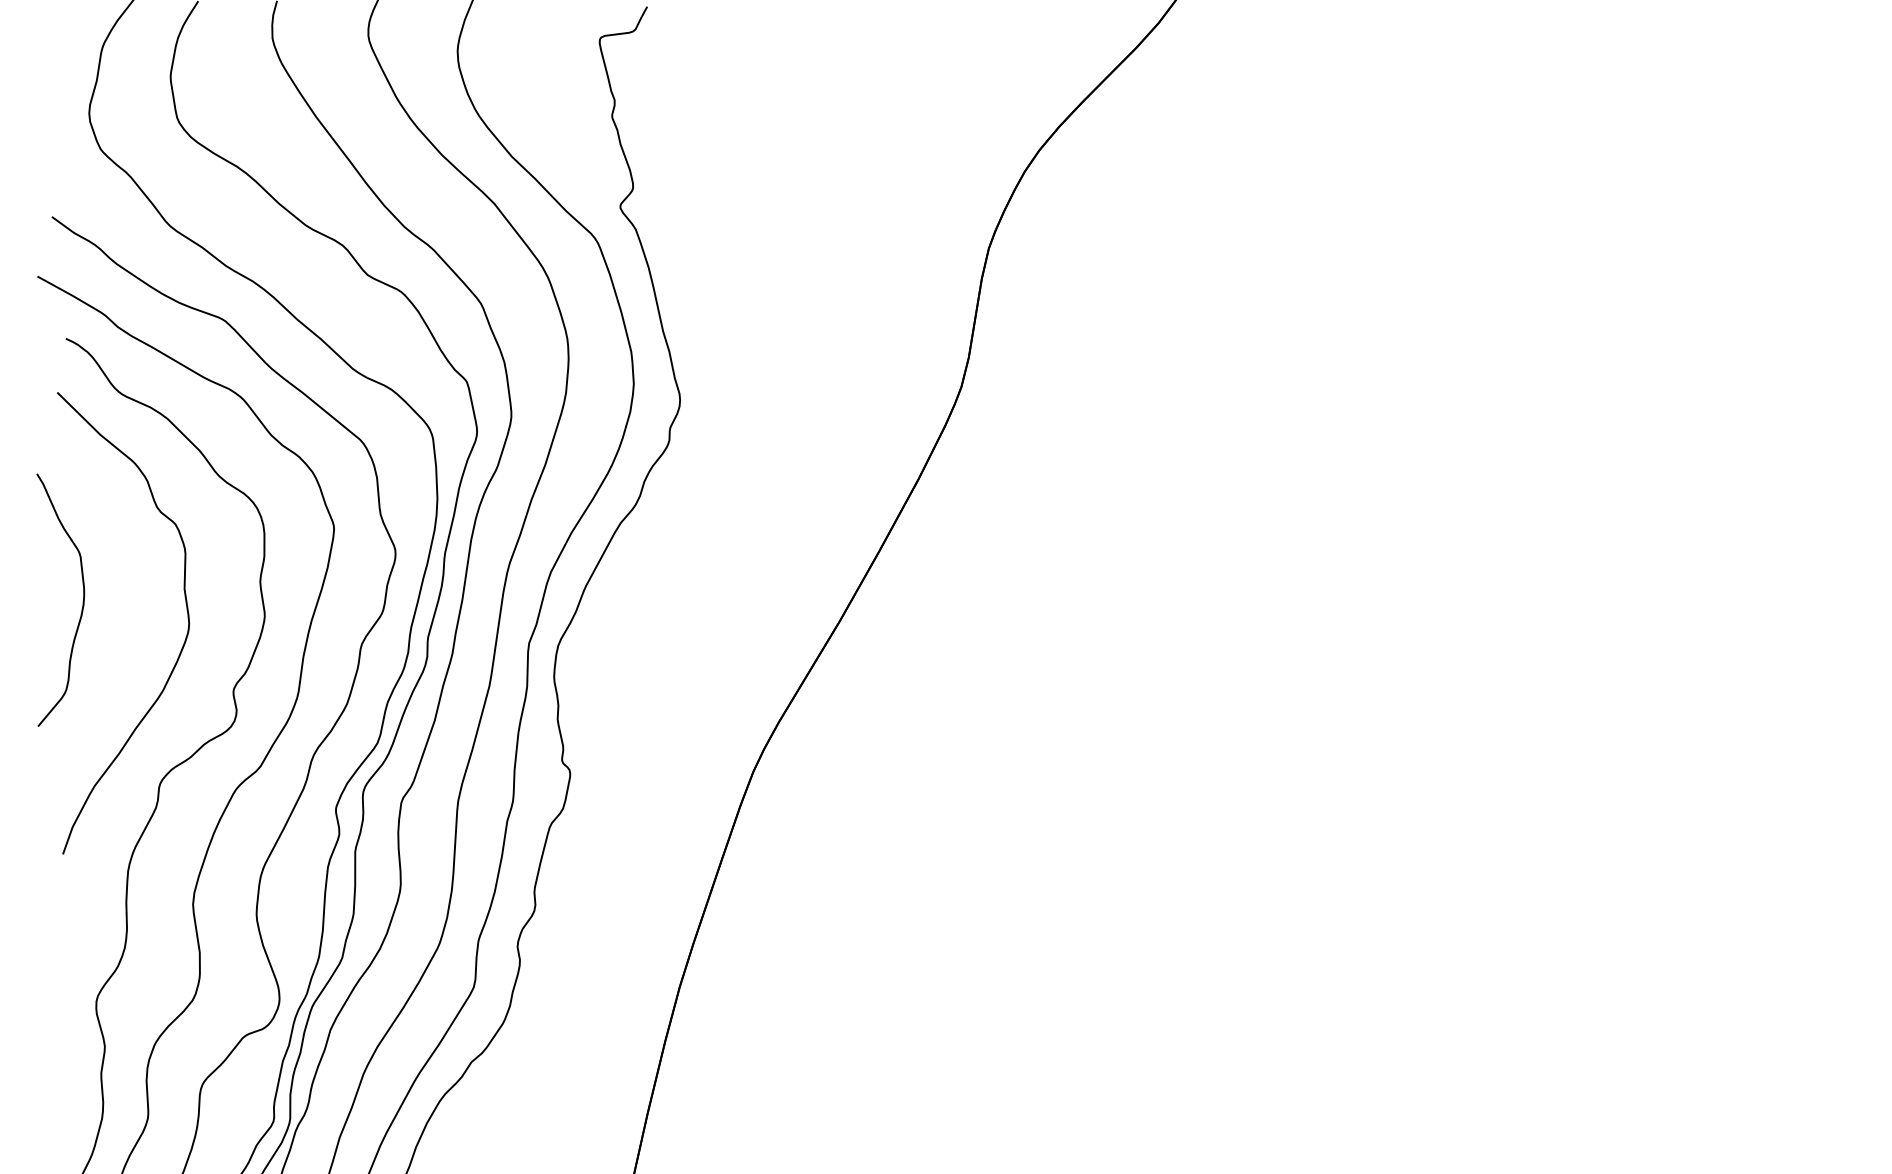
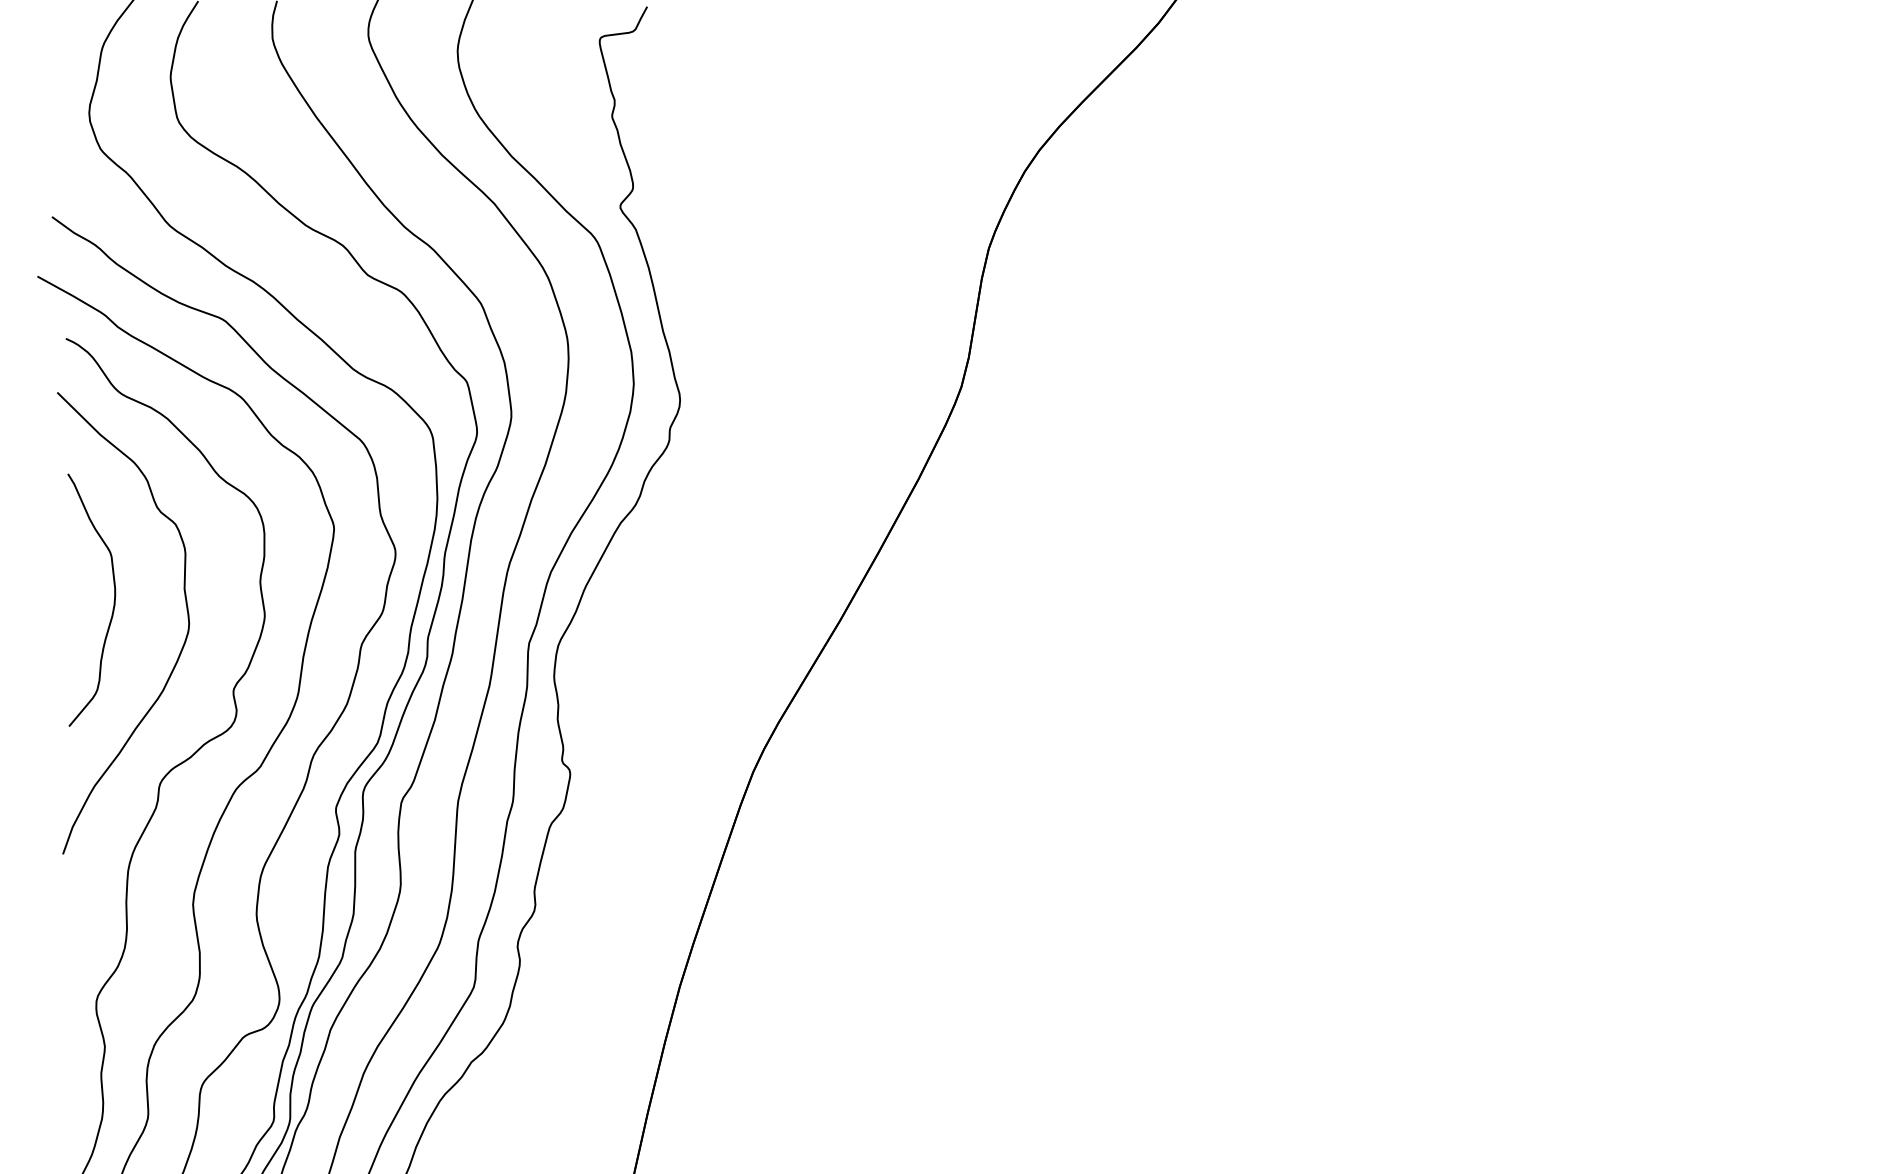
curve position: (82, 601) -> (113, 601) (113, 601)
